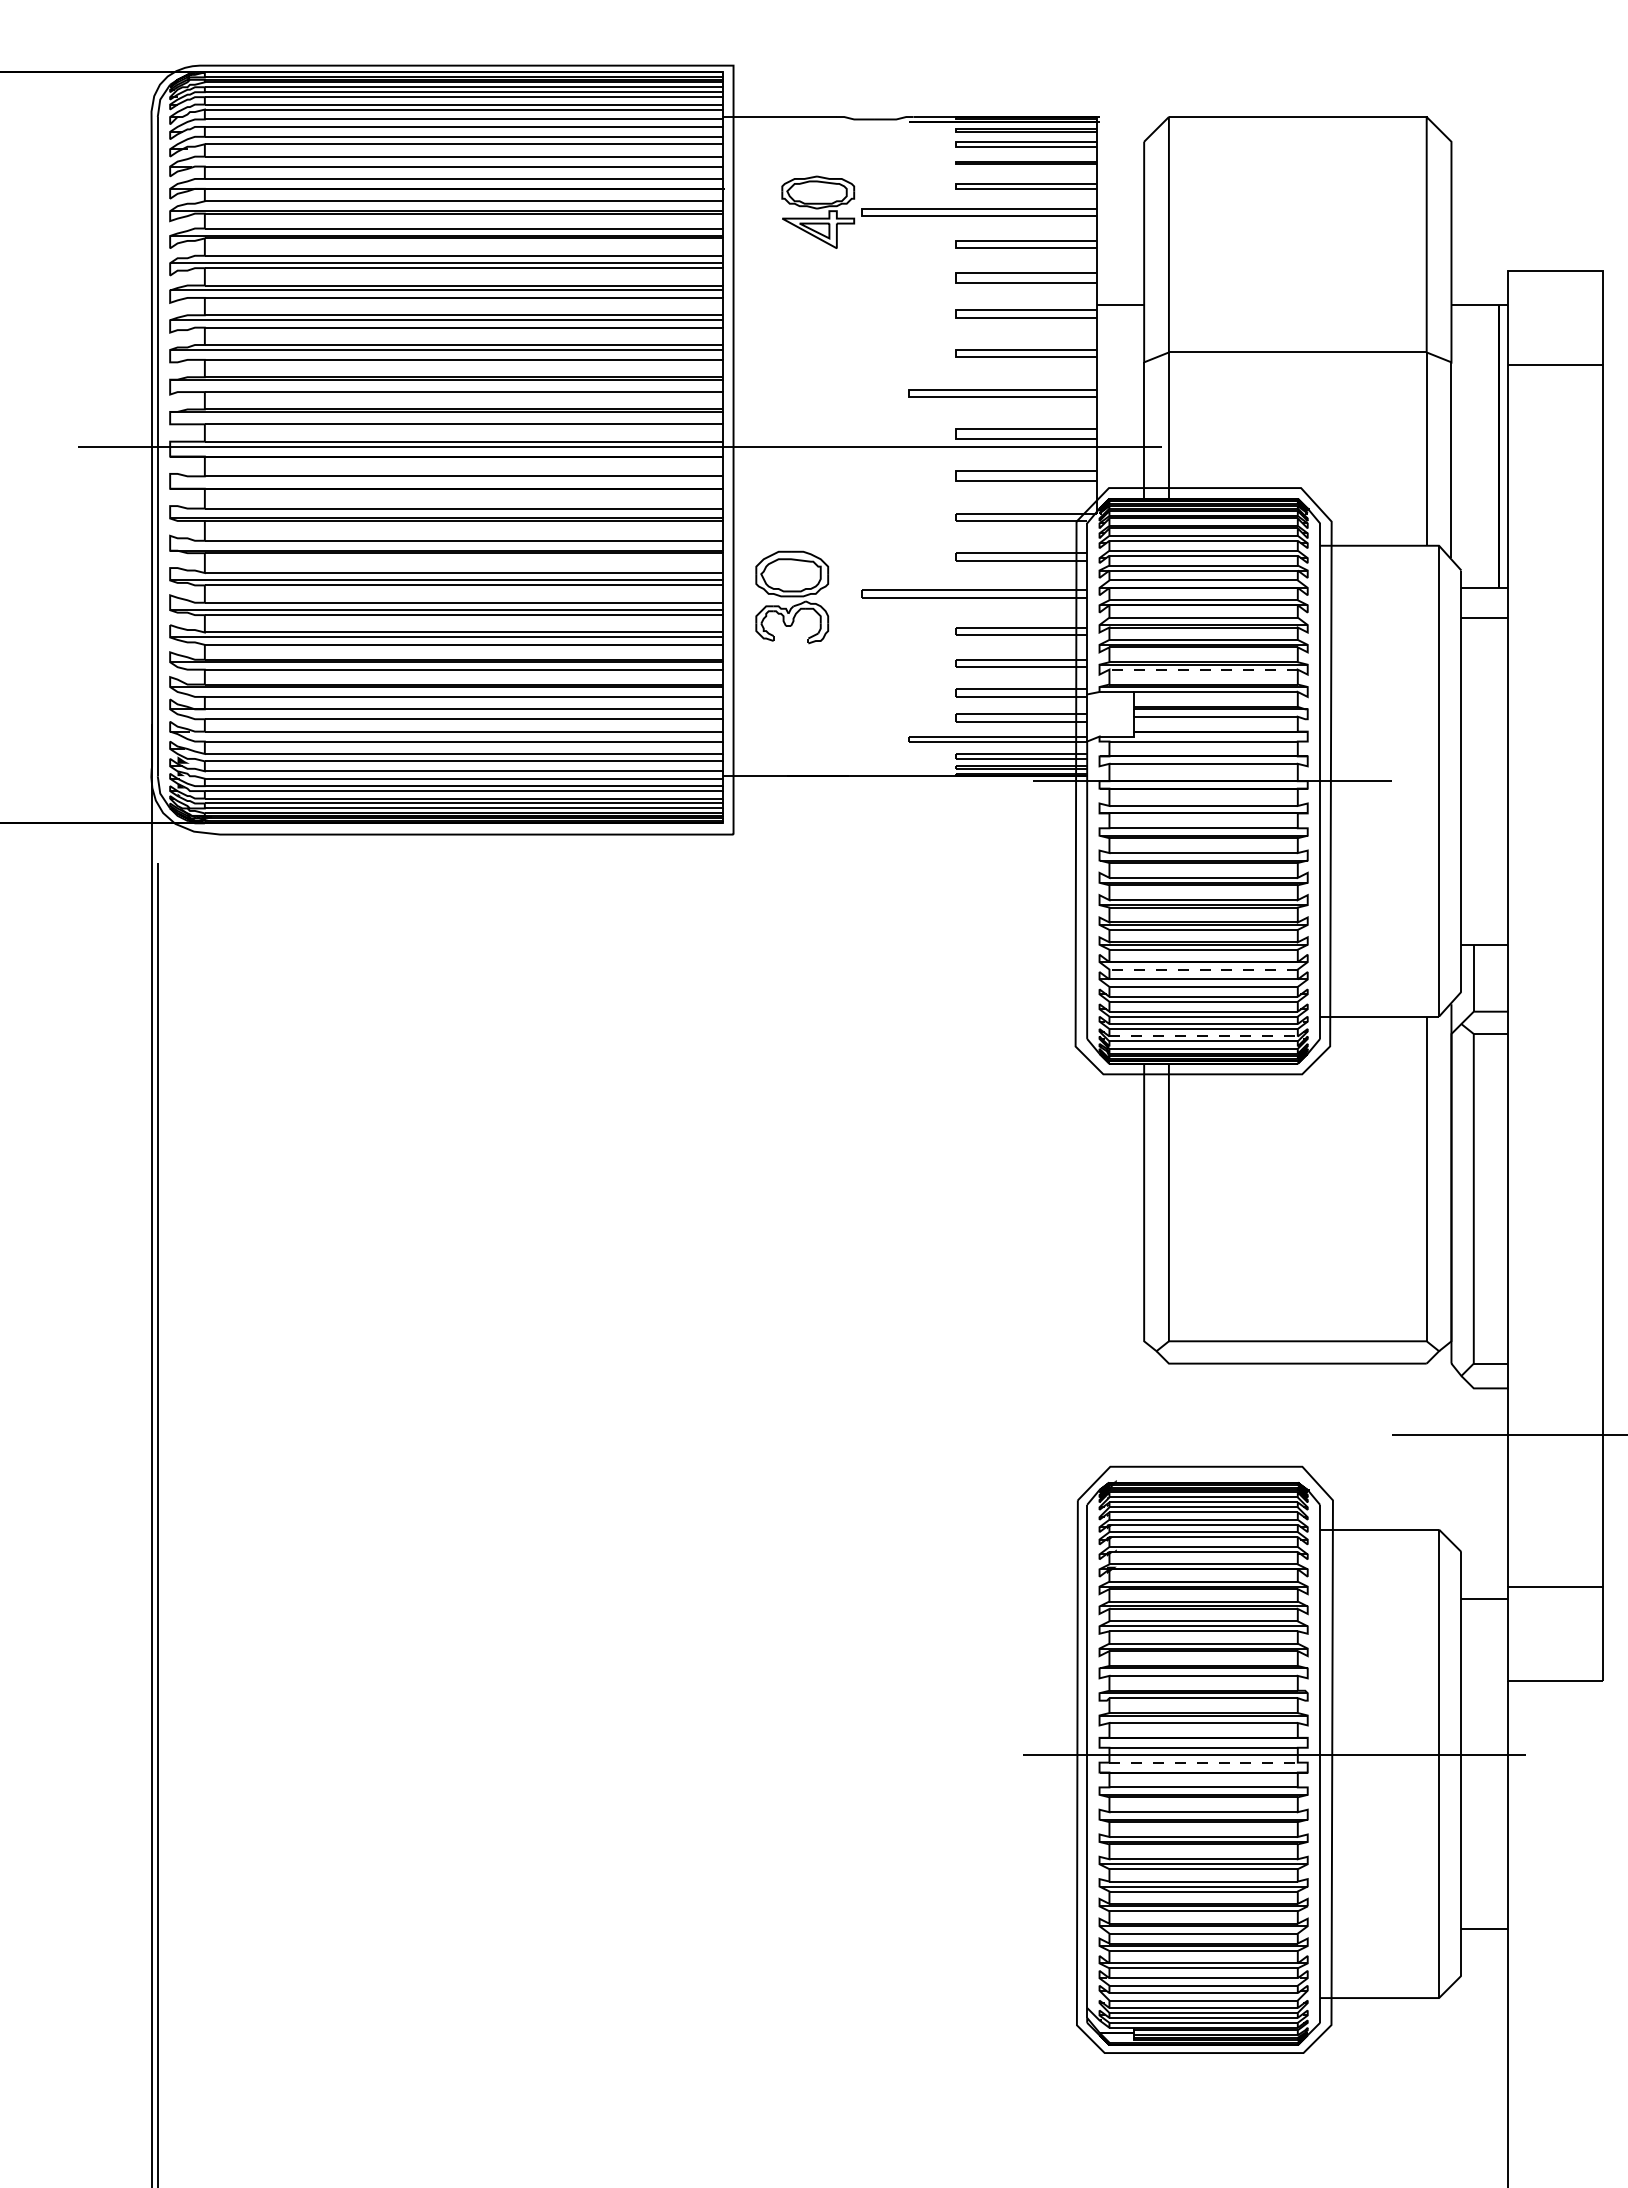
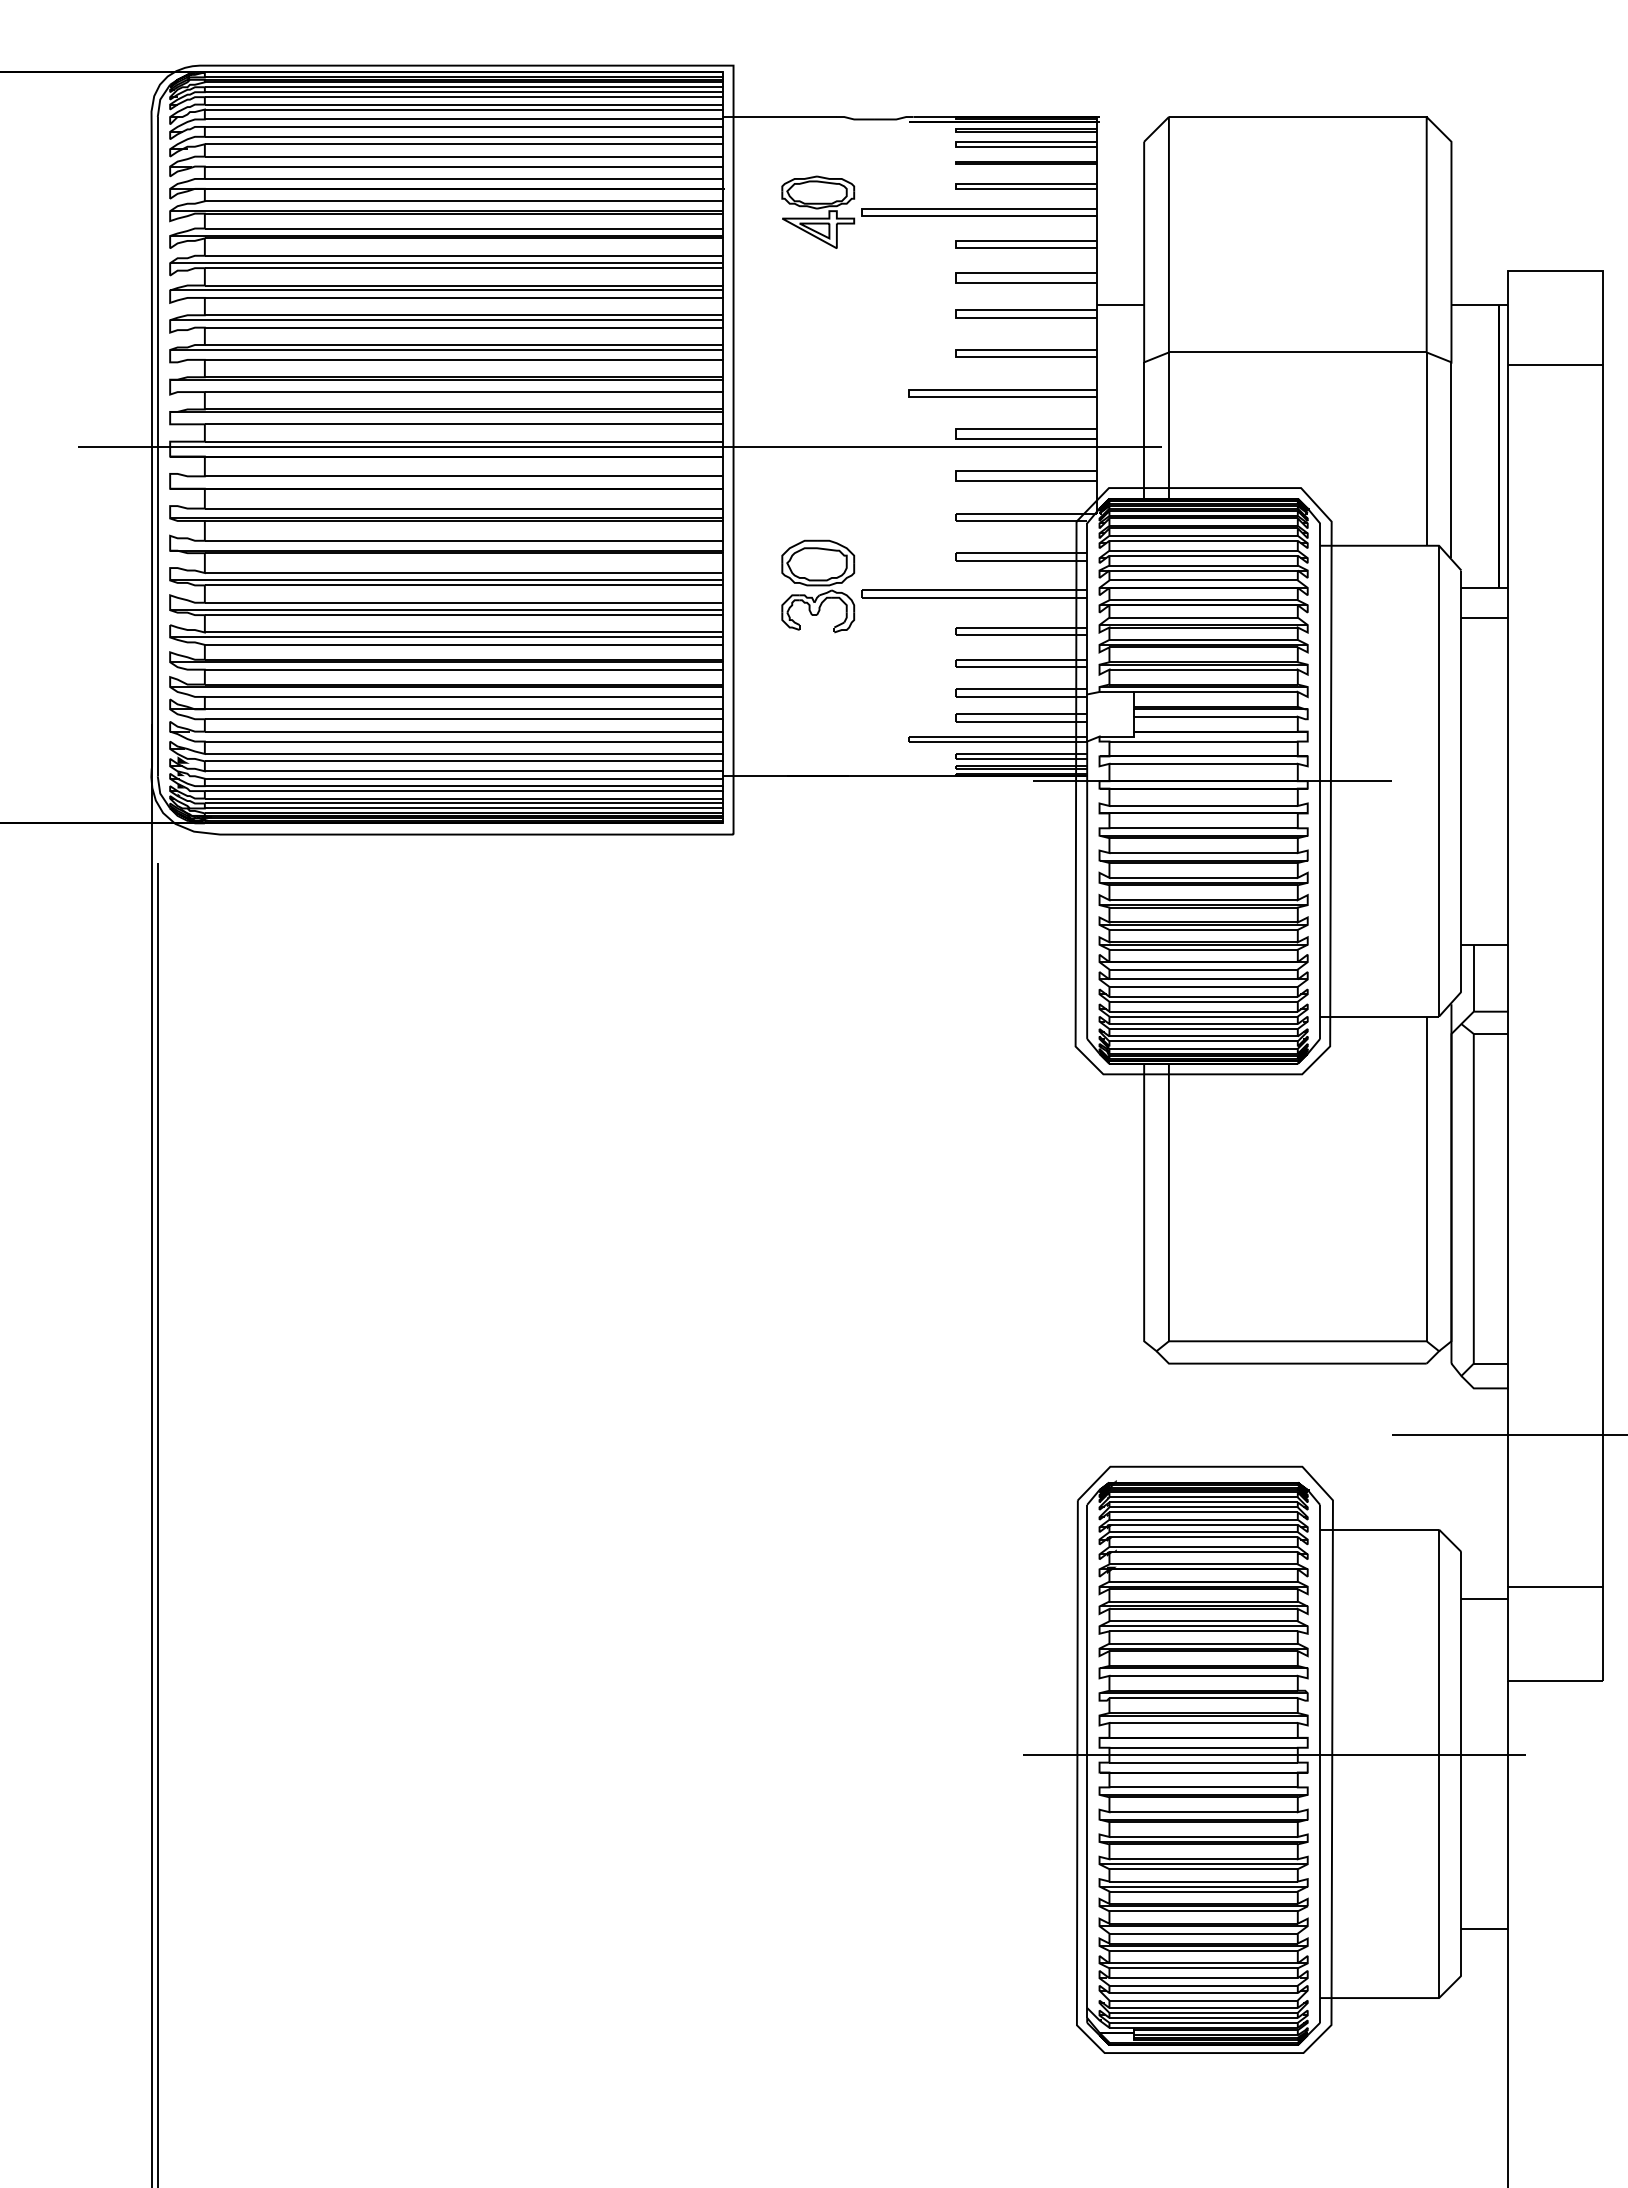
part position: (792, 597) -> (818, 586) (818, 586)
line: dashed -> solid (1203, 669)
line: dashed -> solid (1203, 969)
line: dashed -> solid (1204, 1036)
line: dashed -> solid (1204, 1762)
